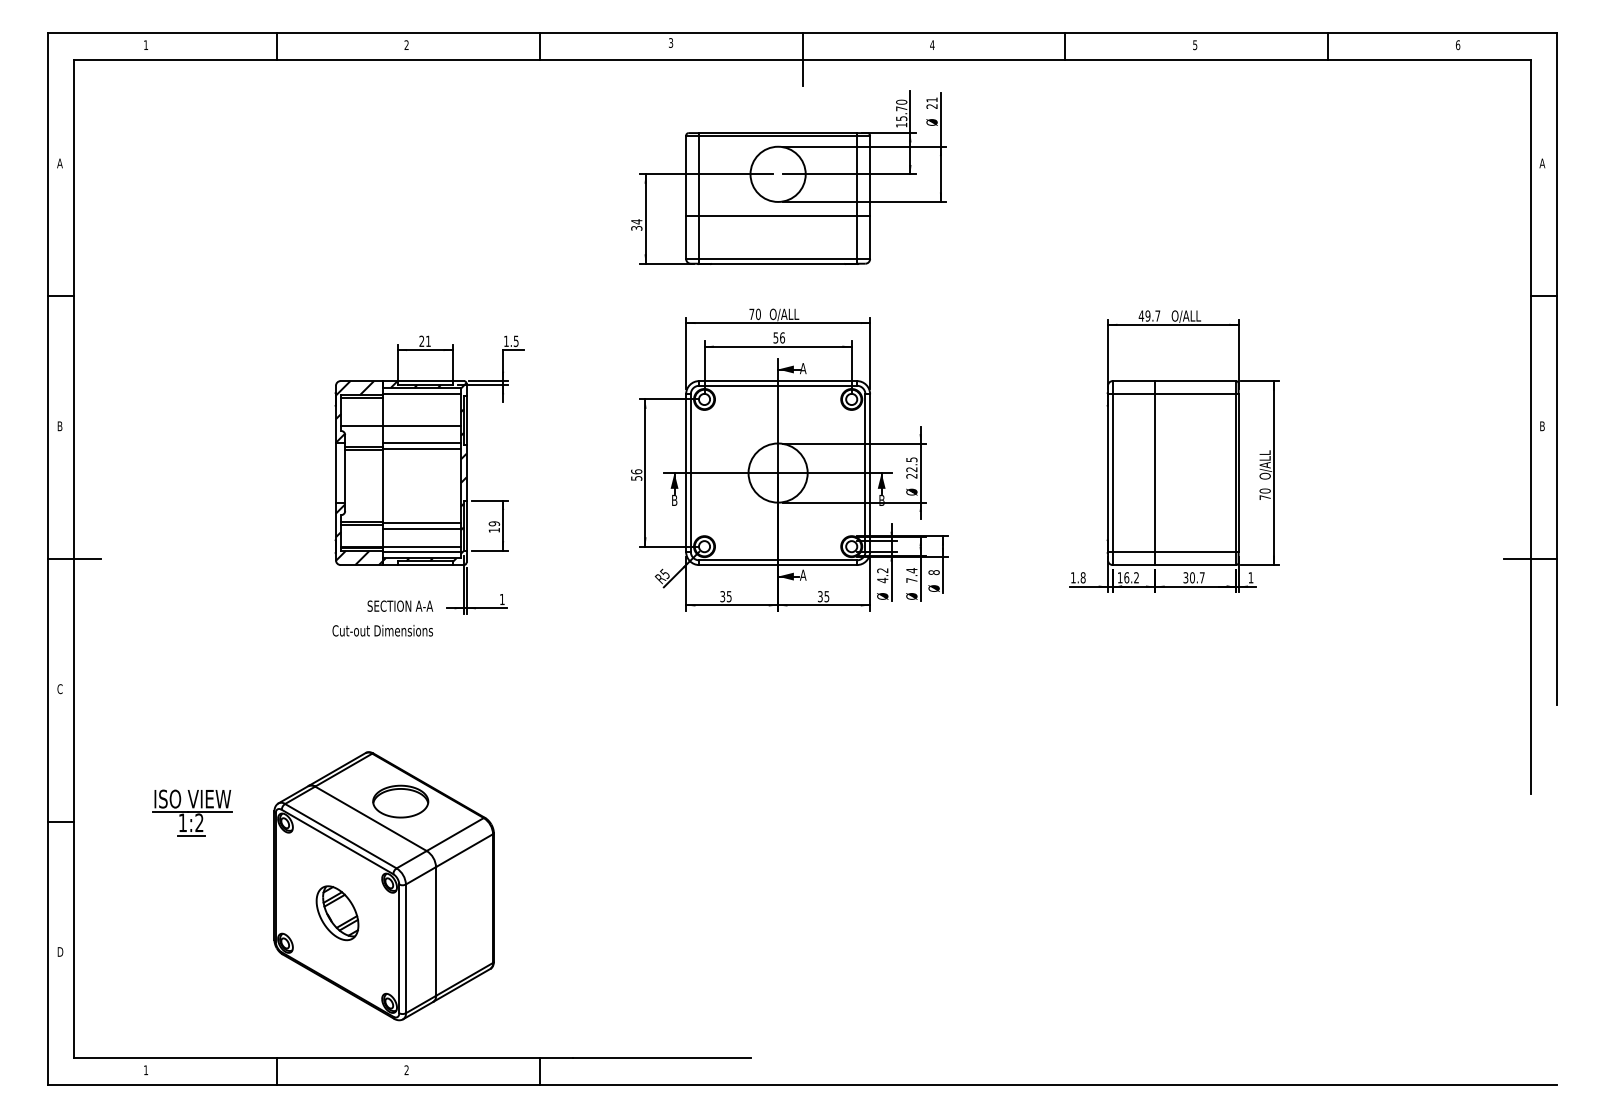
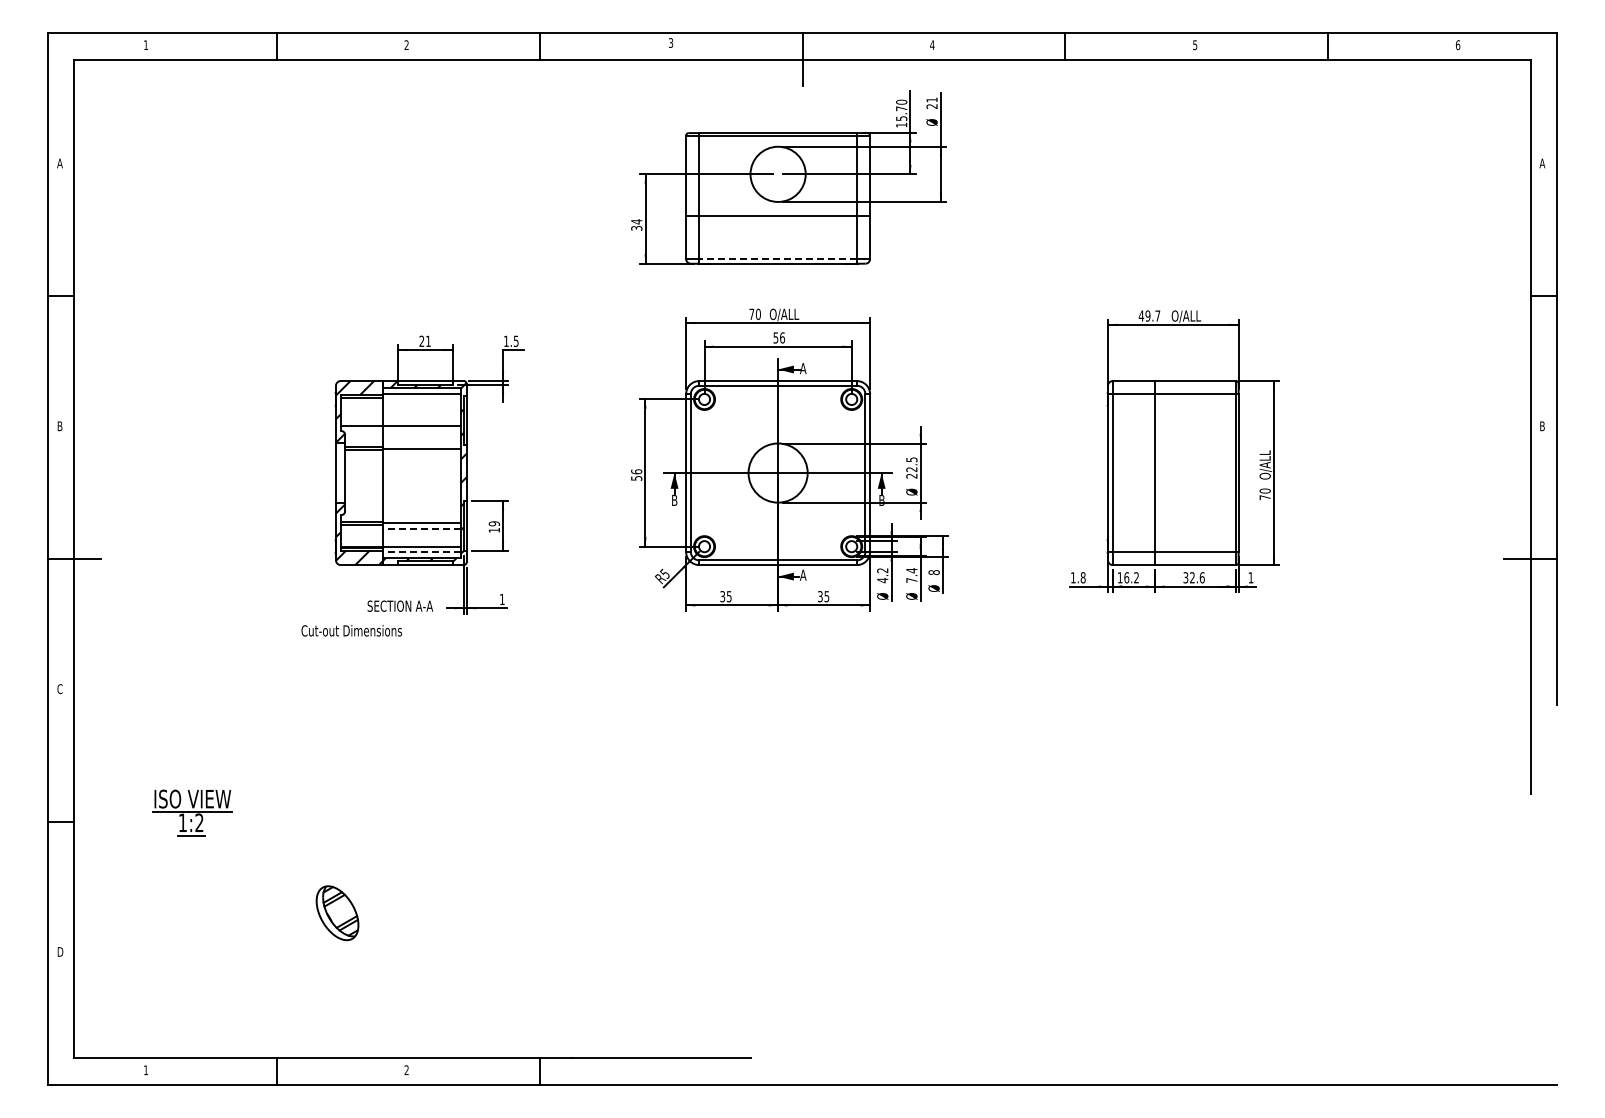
line: solid -> dashed (778, 259)
line: present -> none (421, 443)
line: solid -> dashed (422, 529)
line: solid -> dashed (422, 551)
text: 30.7 -> 32.6 (1197, 577)
text position: (382, 630) -> (351, 630) (351, 630)
part: present -> none (383, 886)
